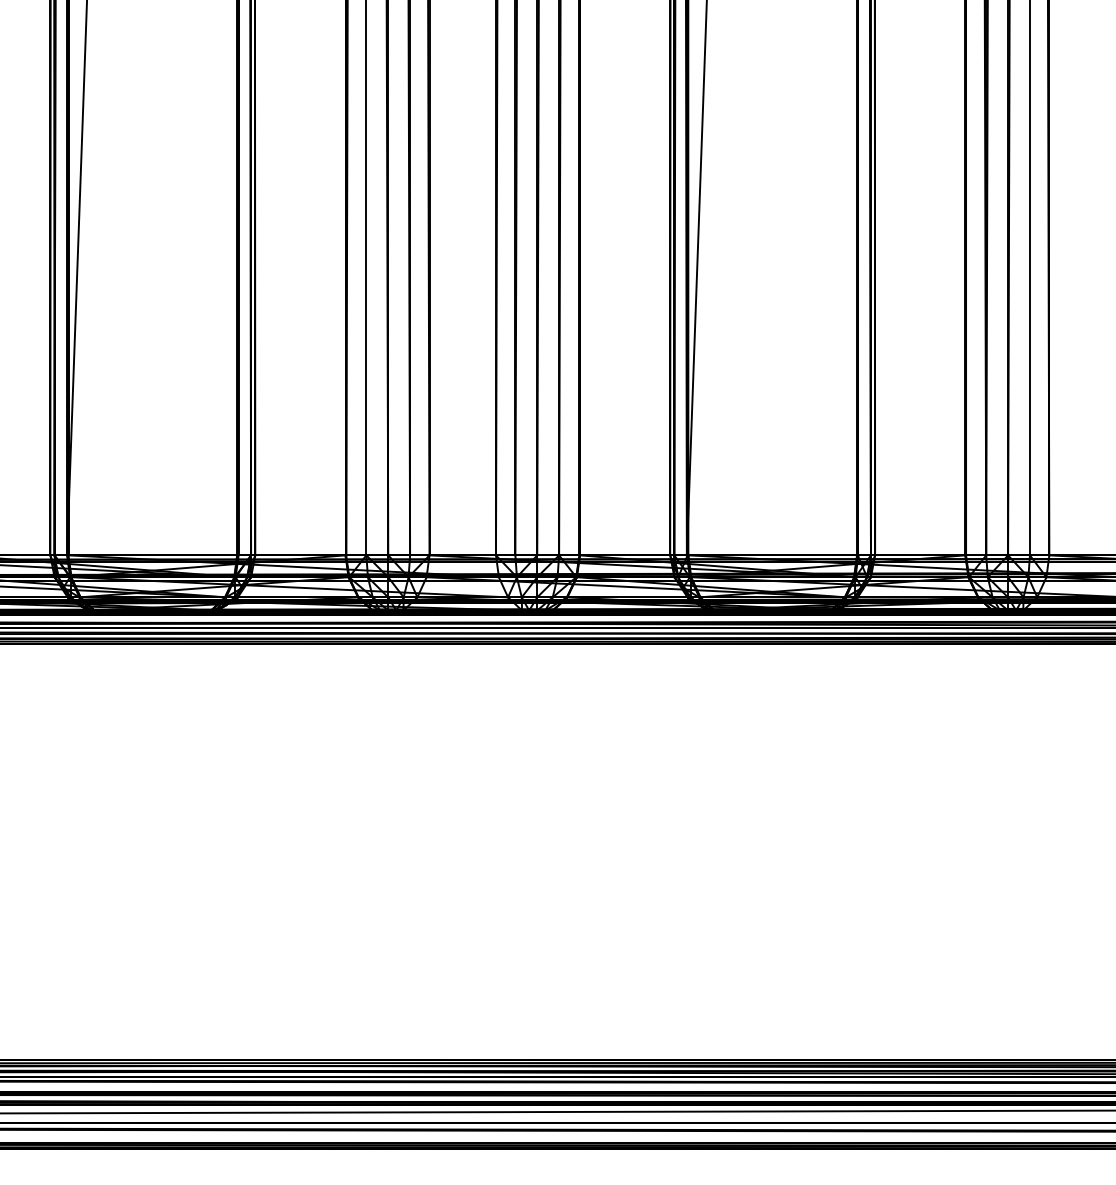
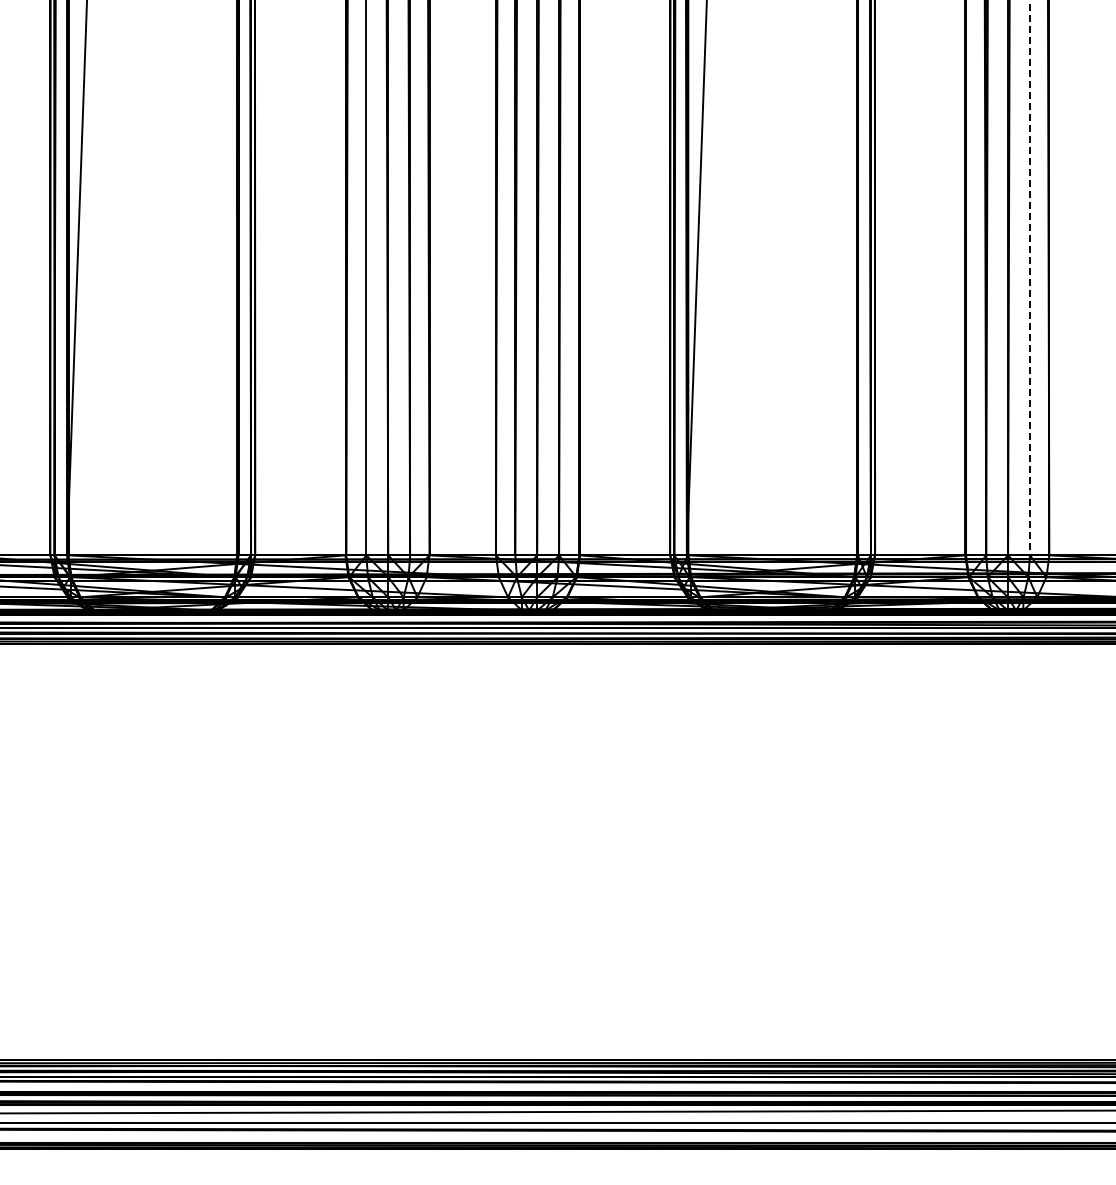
line: solid -> dashed (1029, 278)
